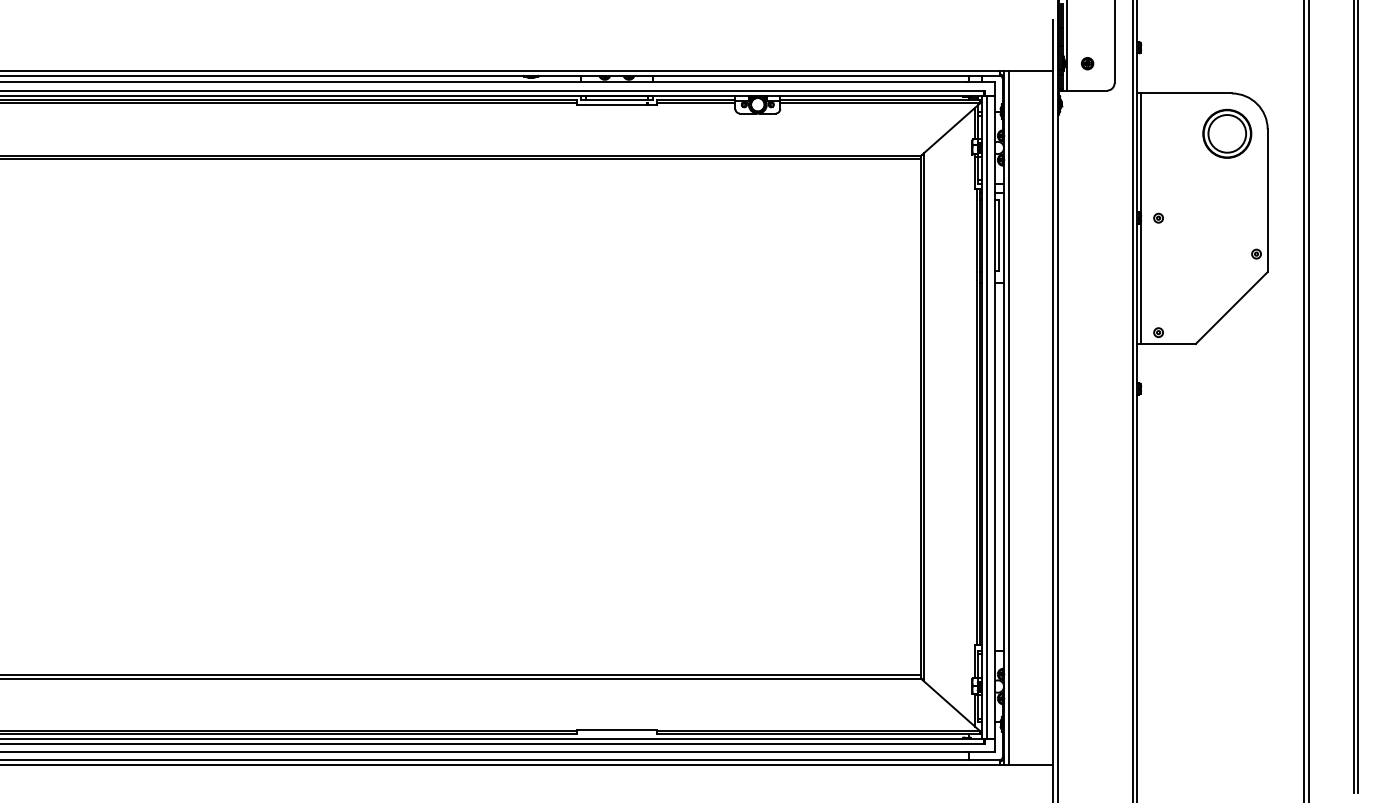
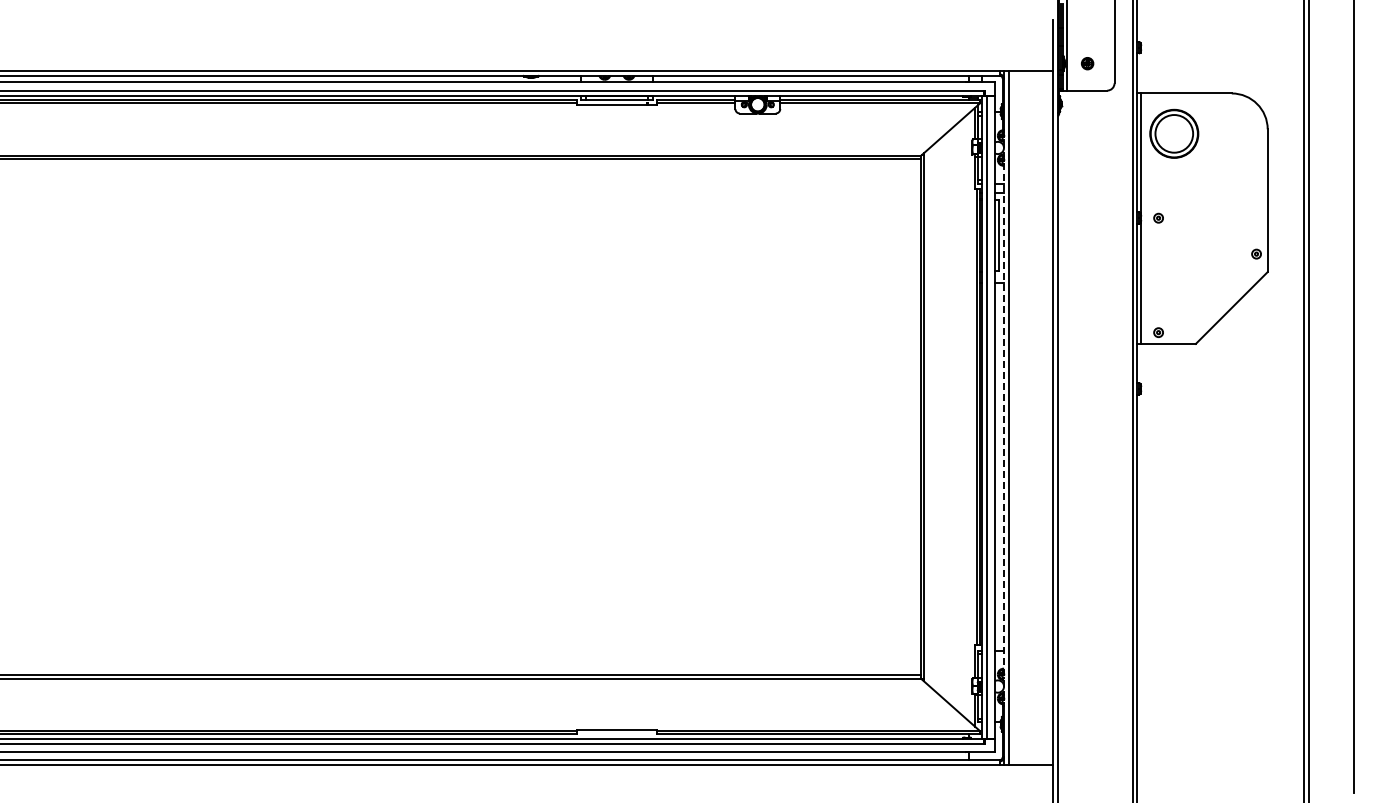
part position: (1227, 133) -> (1174, 133) (1174, 133)
line: present -> none (1358, 397)
line: solid -> dashed (1004, 418)
